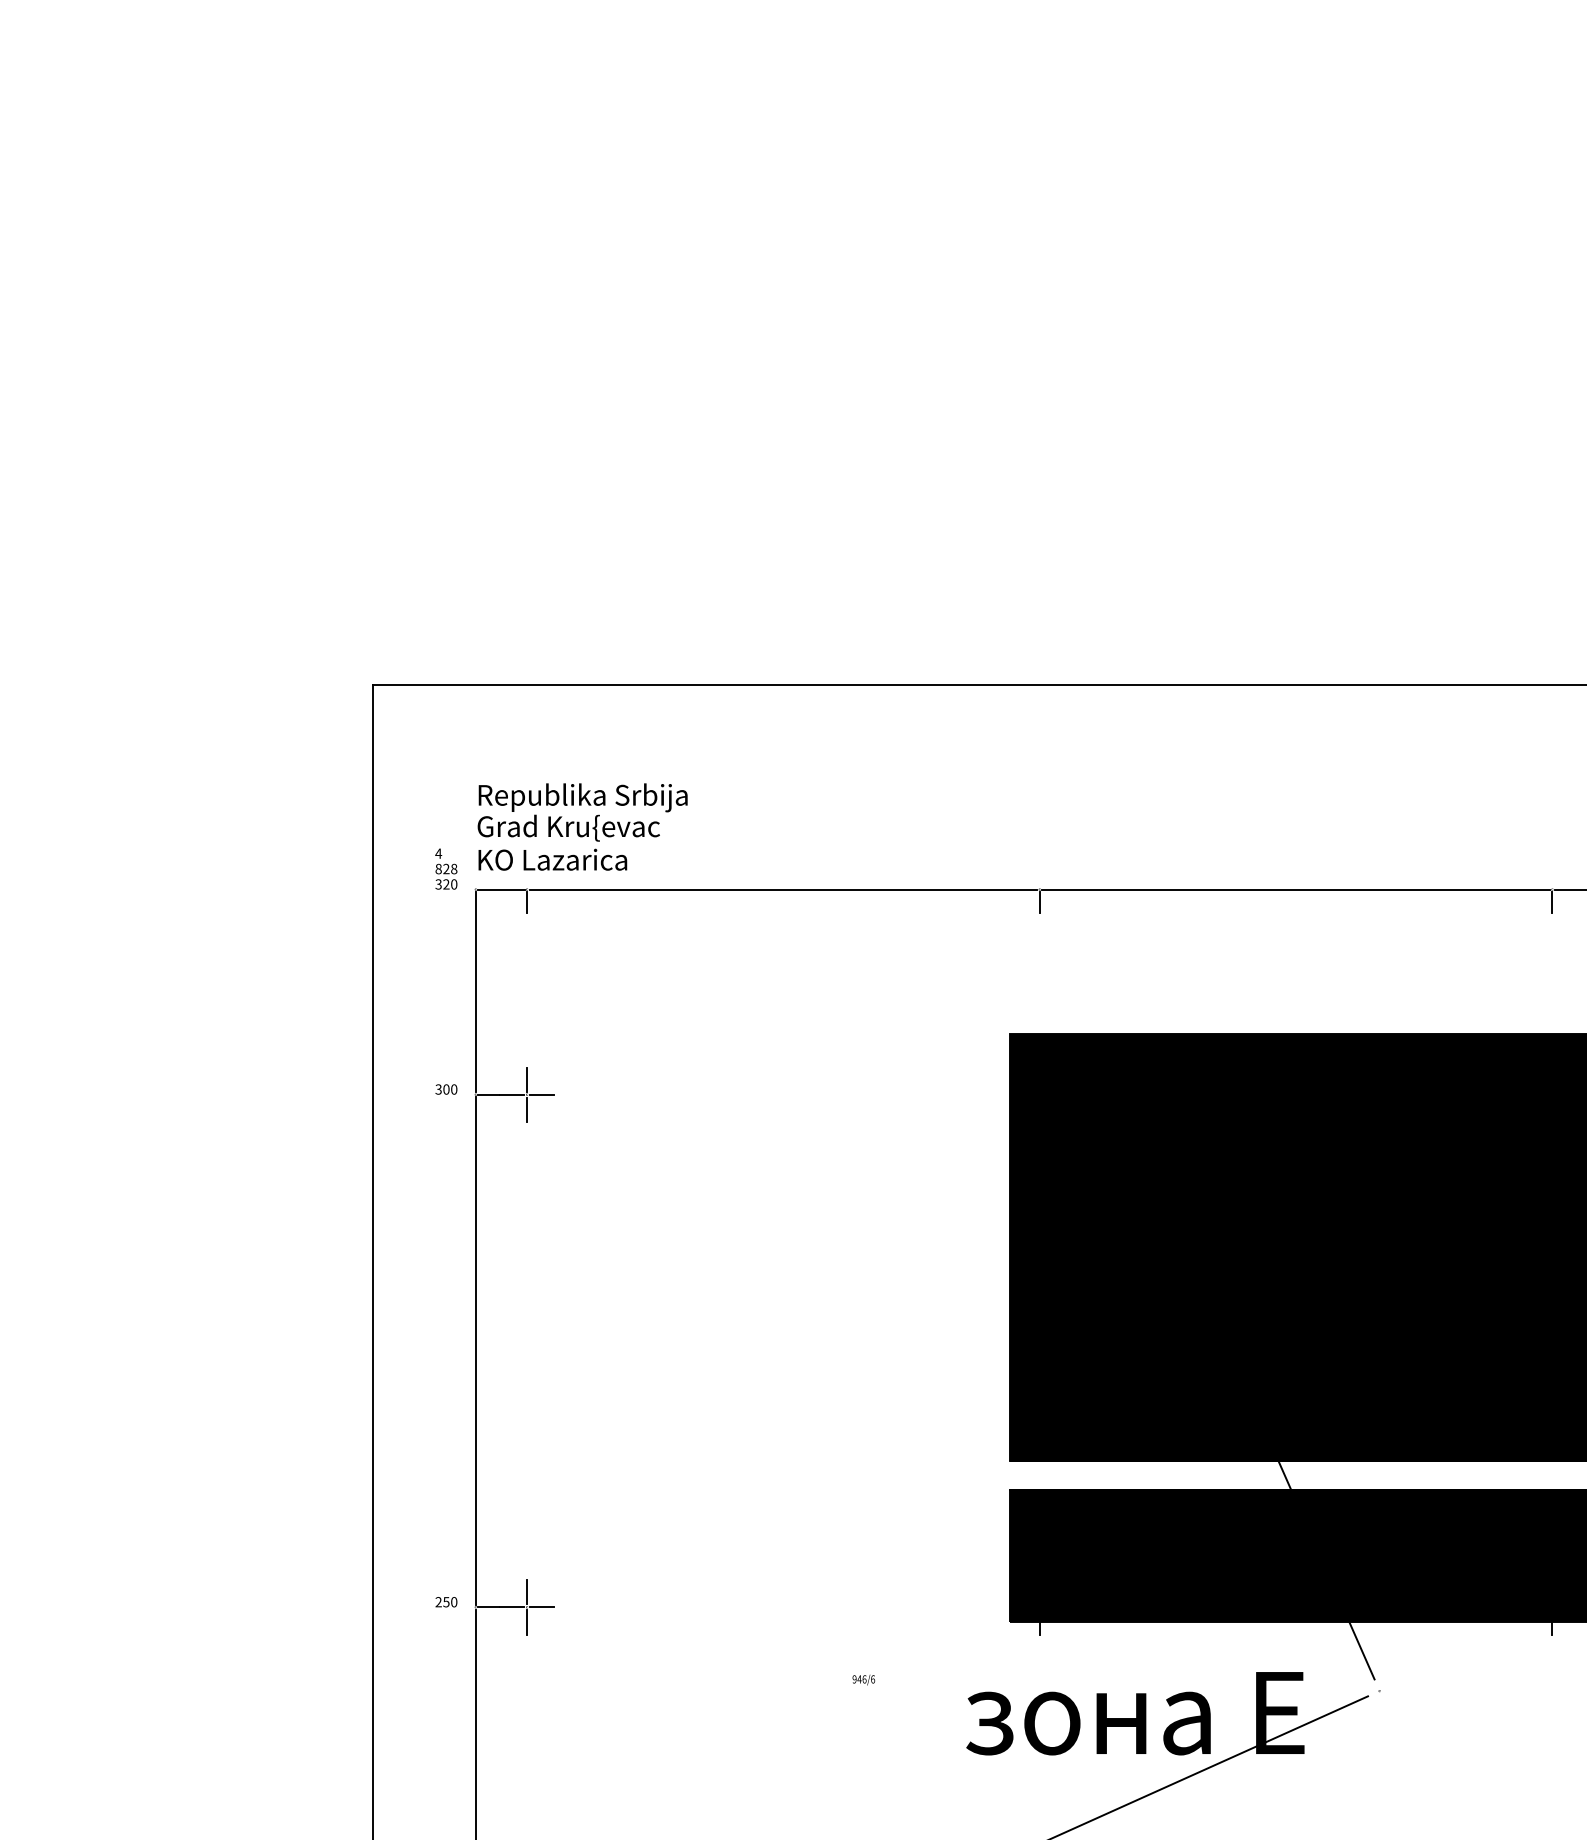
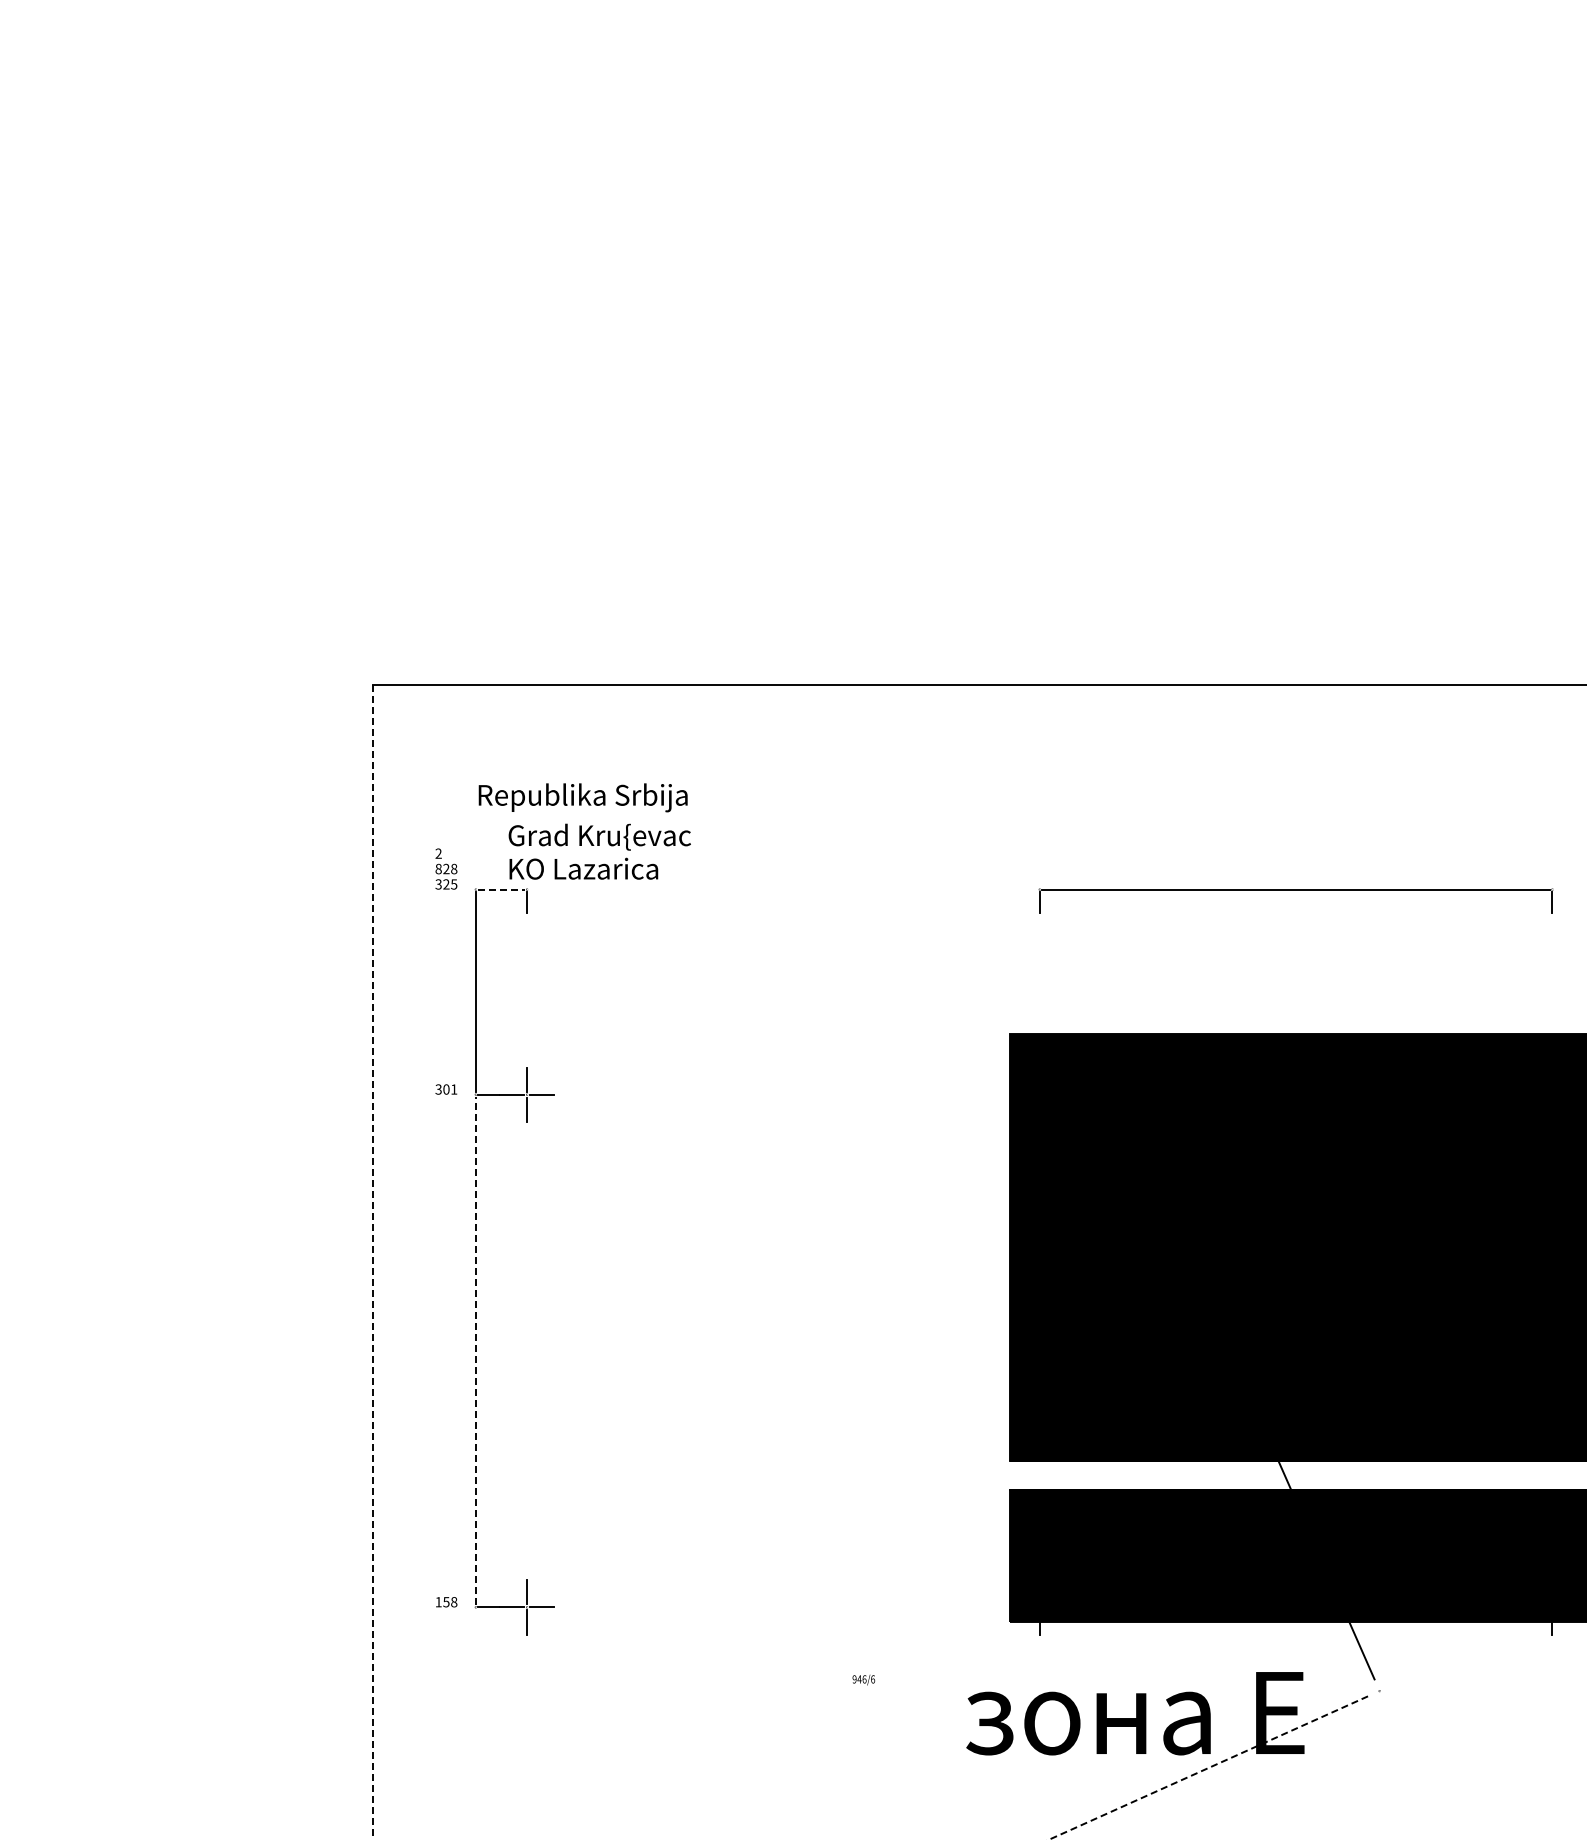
text position: (568, 842) -> (599, 851) (599, 851)
text: 4 -> 2 (438, 853)
text: 320 -> 325 (454, 884)
line: solid -> dashed (501, 889)
line: present -> none (783, 889)
line: present -> none (1569, 889)
text: 300 -> 301 (454, 1089)
line: solid -> dashed (373, 1262)
line: solid -> dashed (475, 1351)
text: 250 -> 158 (446, 1602)
line: present -> none (475, 1722)
line: solid -> dashed (1208, 1768)
